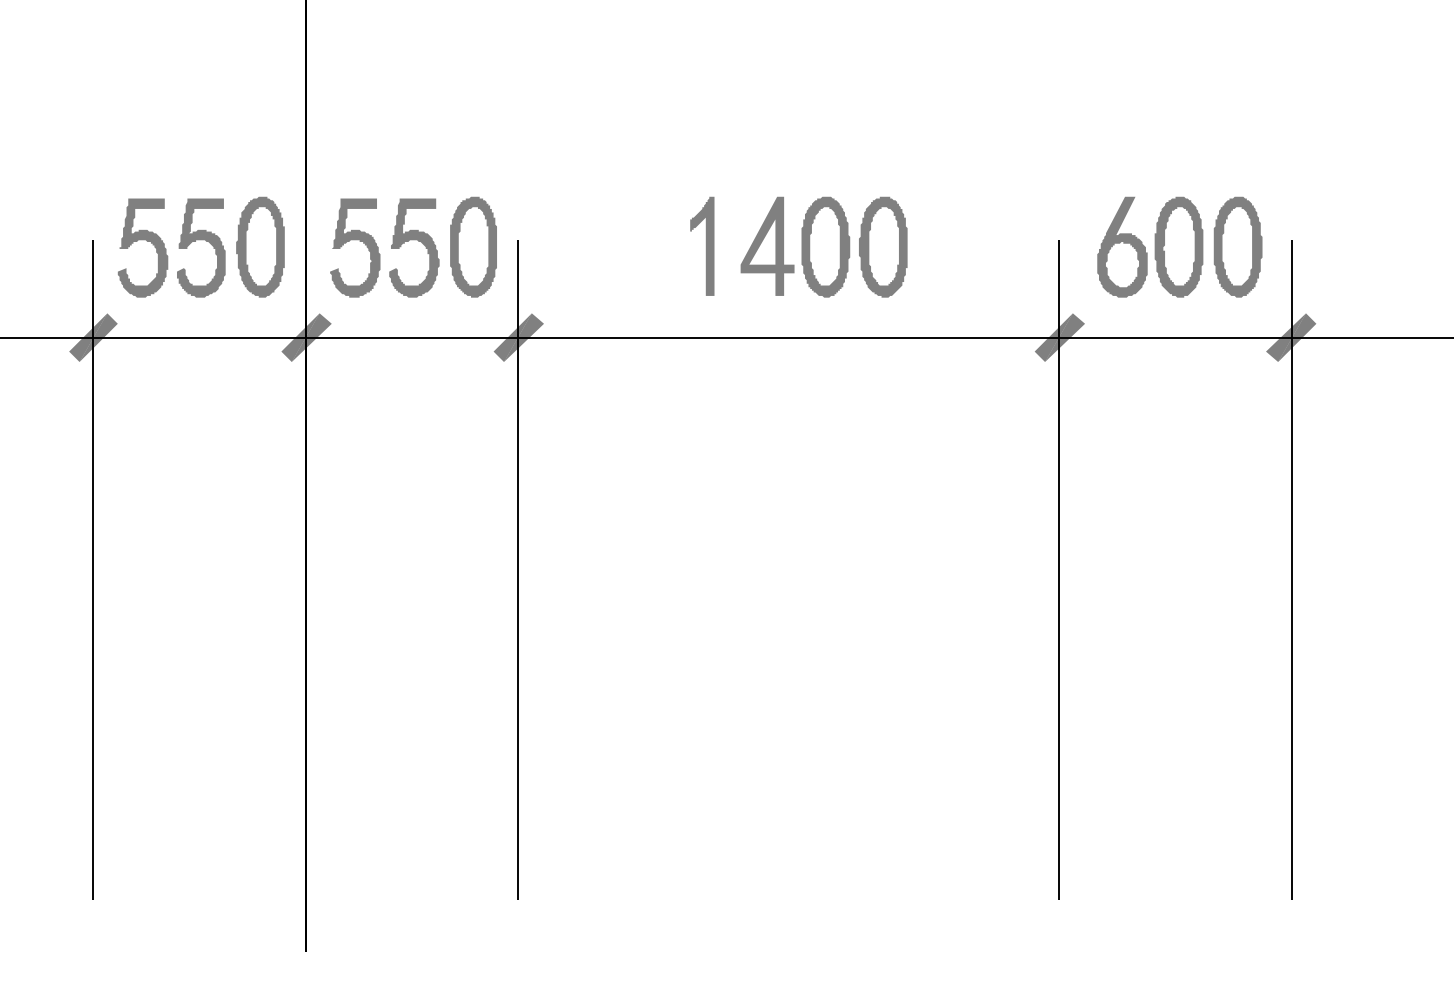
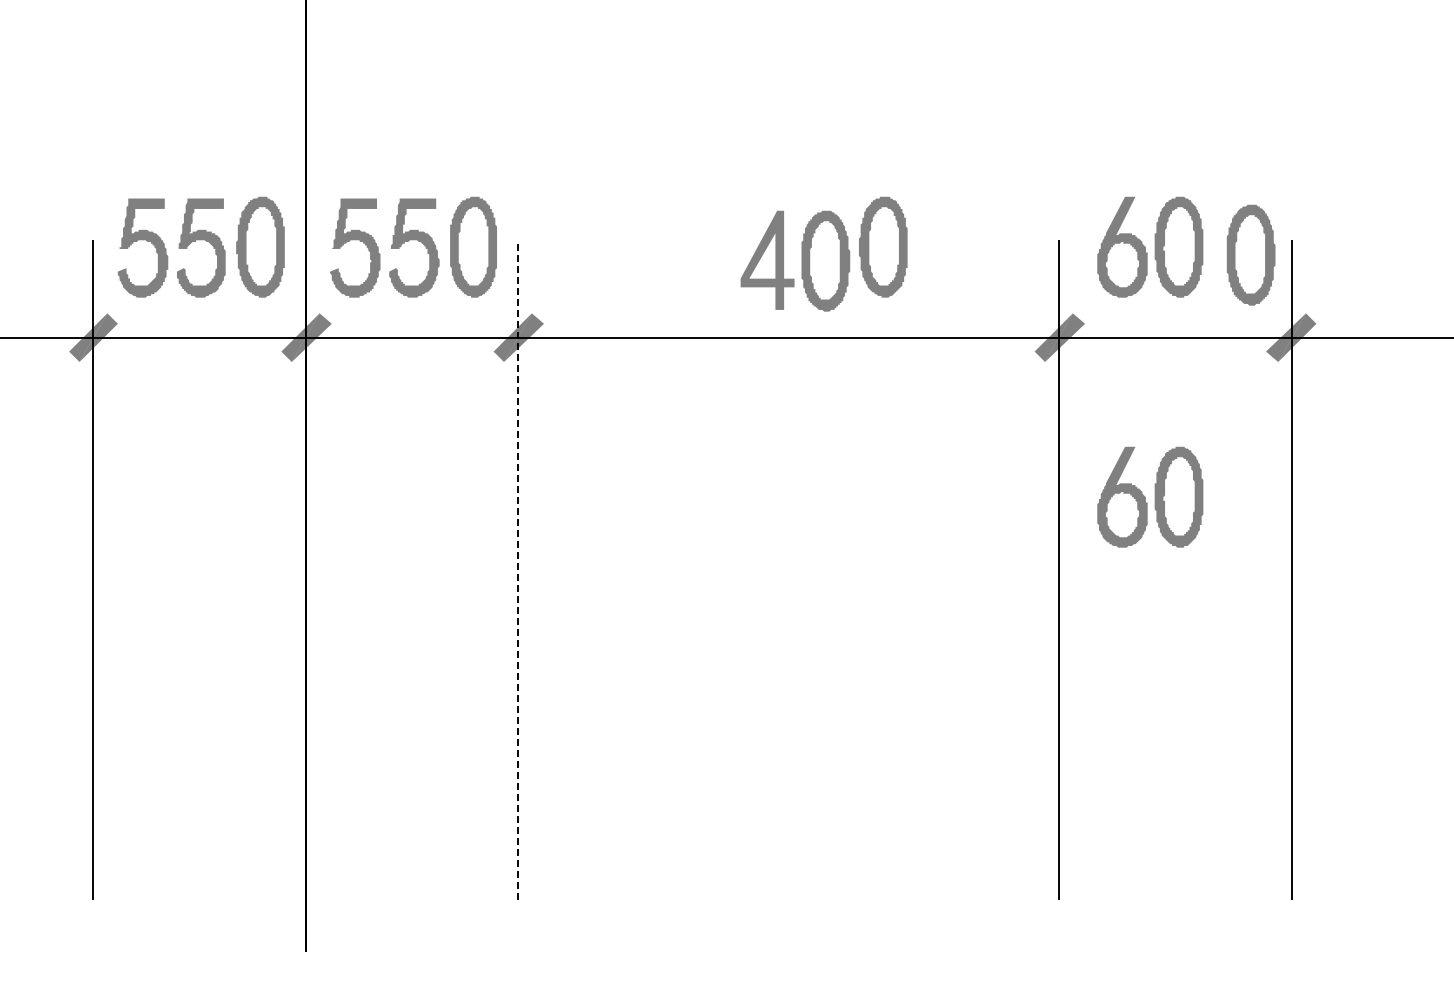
fill: present -> none (702, 245)
part position: (801, 247) -> (801, 261) (801, 261)
part position: (1238, 247) -> (1251, 255) (1251, 255)
part: none -> present (1150, 497)
line: solid -> dashed (517, 569)
